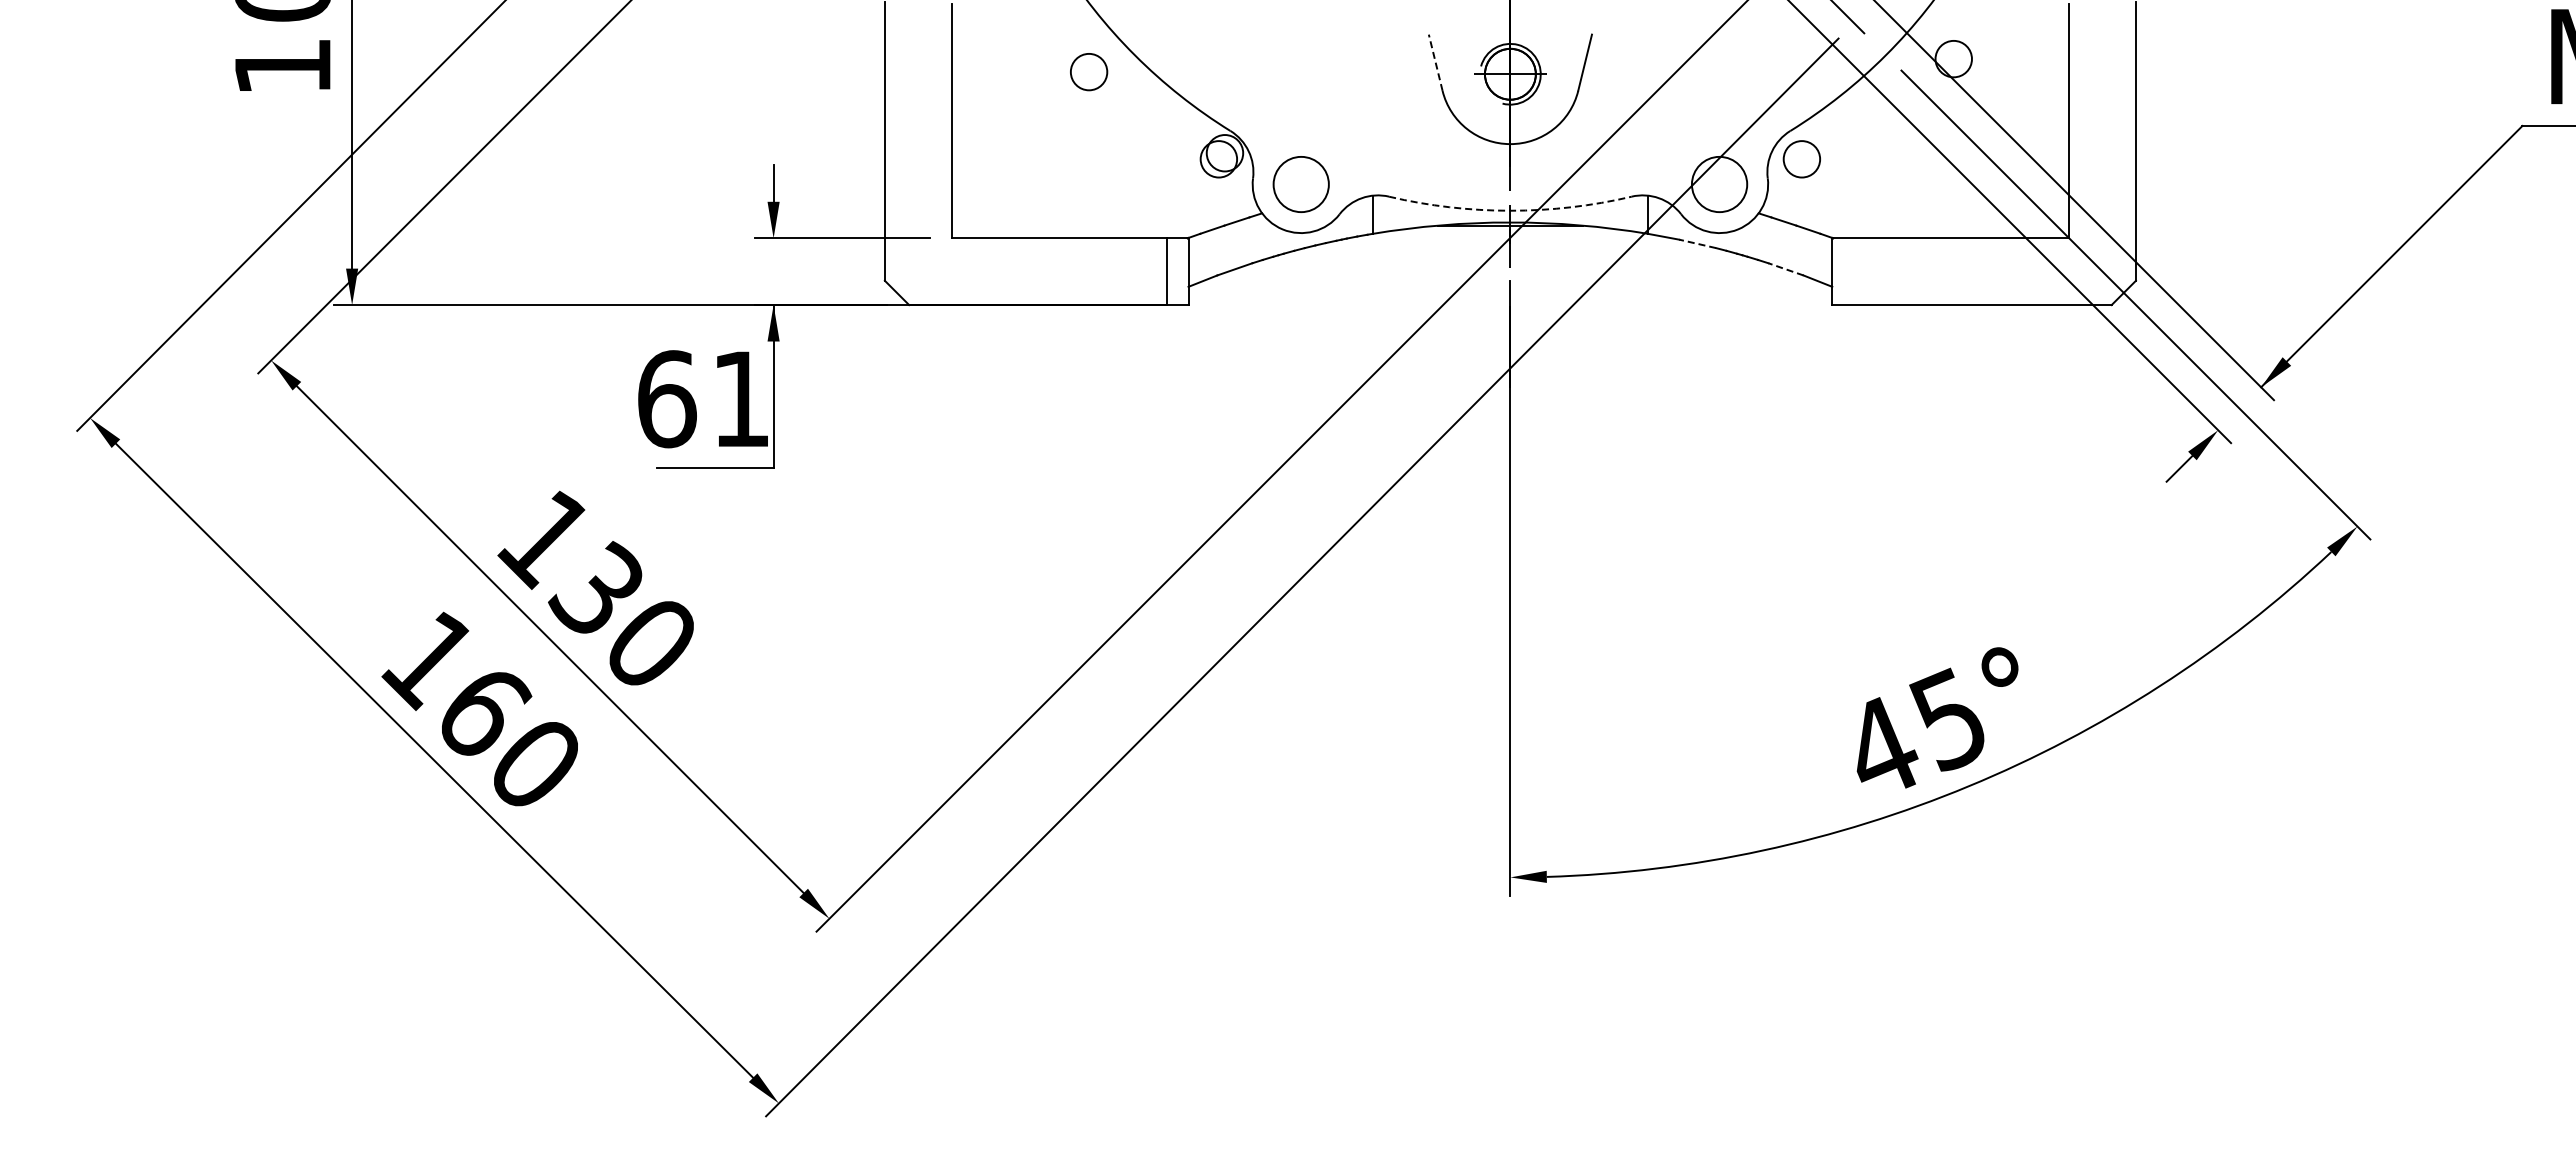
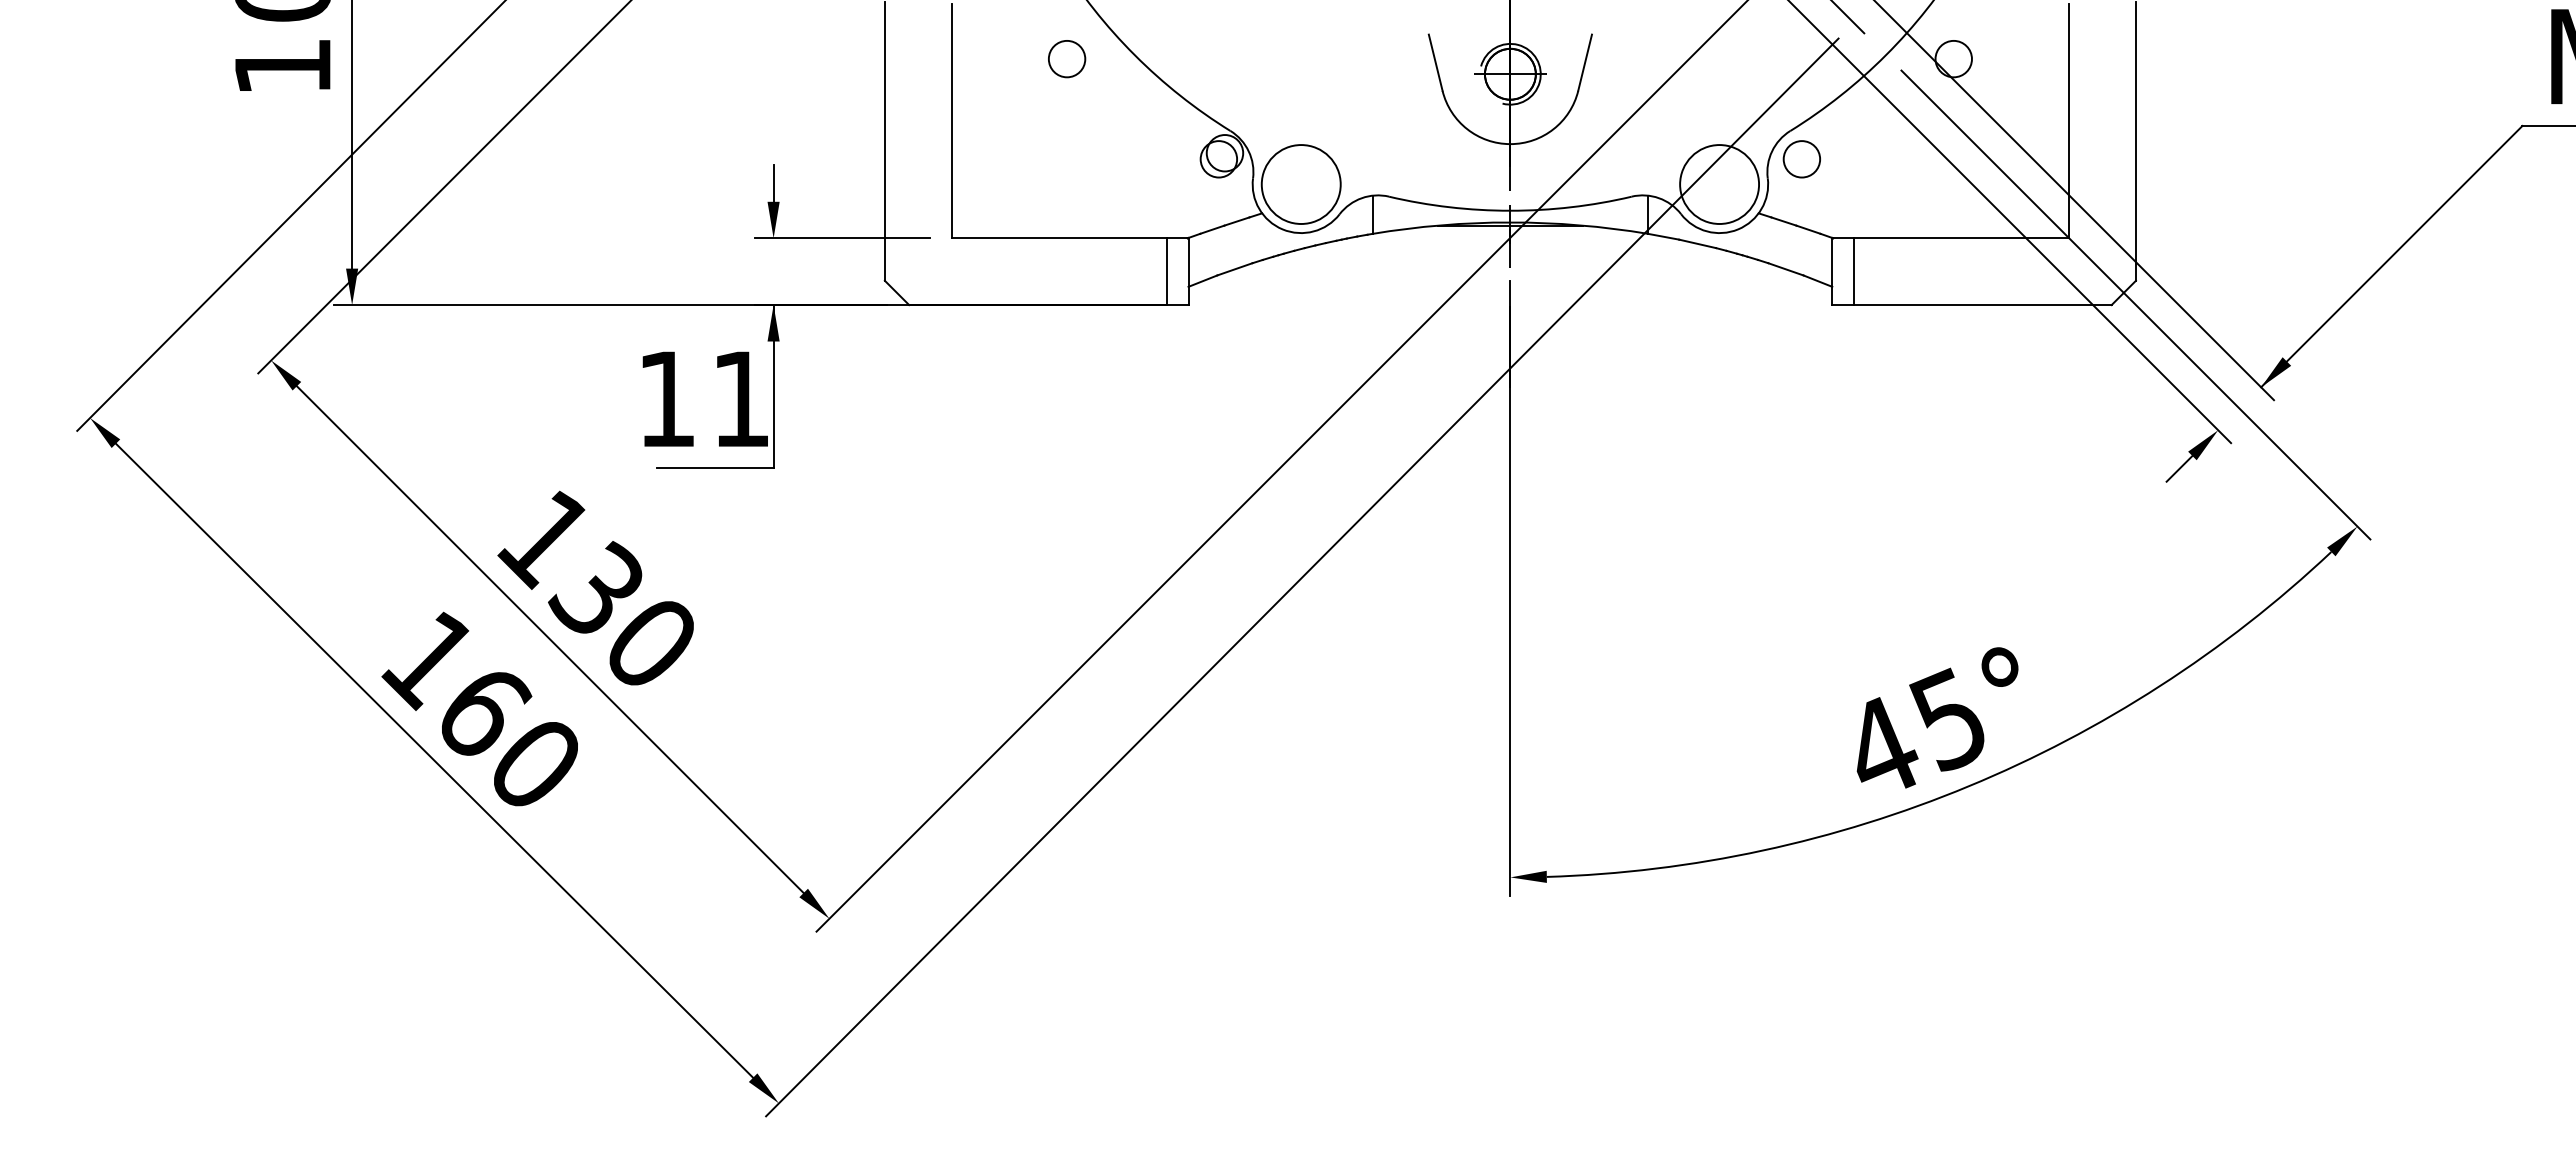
line: dashed -> solid (1435, 62)
circle position: (1089, 72) -> (1067, 59) (1067, 59)
circle diameter: 55 px -> 79 px (1300, 184)
circle diameter: 55 px -> 79 px (1719, 184)
arc: dashed -> solid (1510, 210)
line: dashed -> solid (1697, 243)
line: dashed -> solid (1785, 269)
line: none -> present (1853, 271)
text: 61 -> 11 (667, 399)
